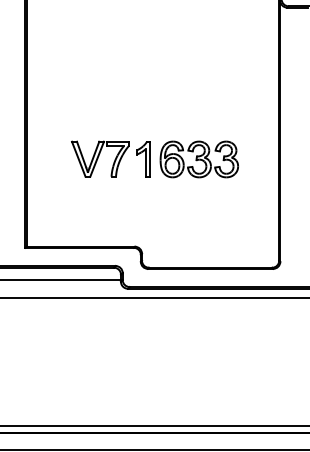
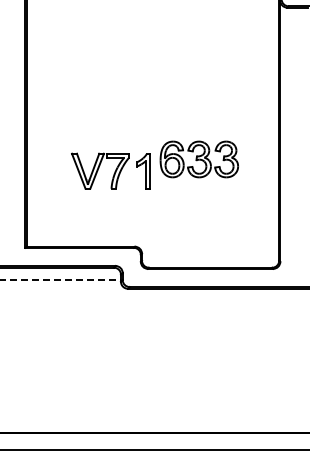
part position: (110, 158) -> (110, 170) (110, 170)
line: solid -> dashed (61, 279)
line: present -> none (154, 297)
line: present -> none (154, 426)
